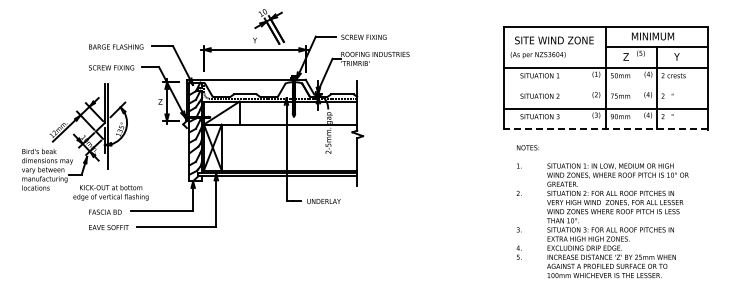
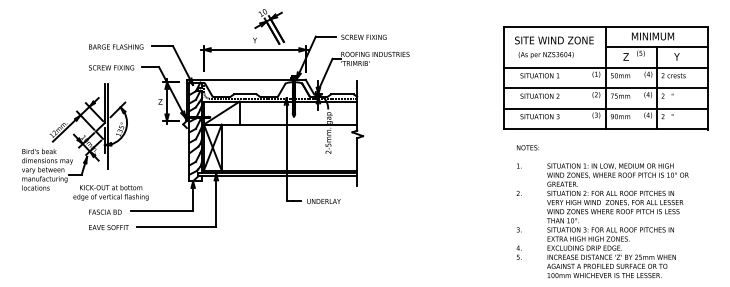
text position: (537, 55) -> (545, 55) (545, 55)
line: none -> present (605, 88)
line: dashed -> solid (605, 129)
